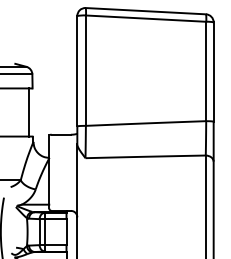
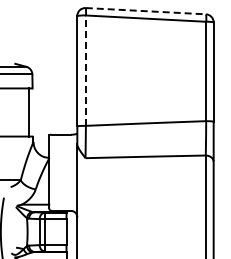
line: solid -> dashed (146, 11)
line: solid -> dashed (85, 70)
